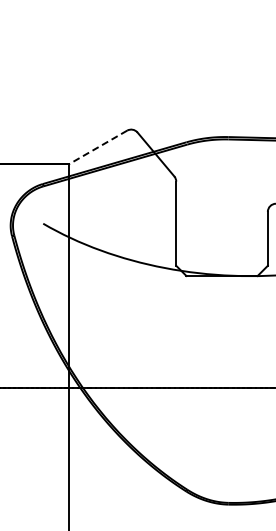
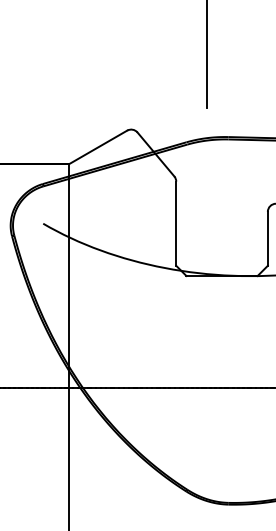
line: none -> present (206, 54)
line: dashed -> solid (97, 147)
